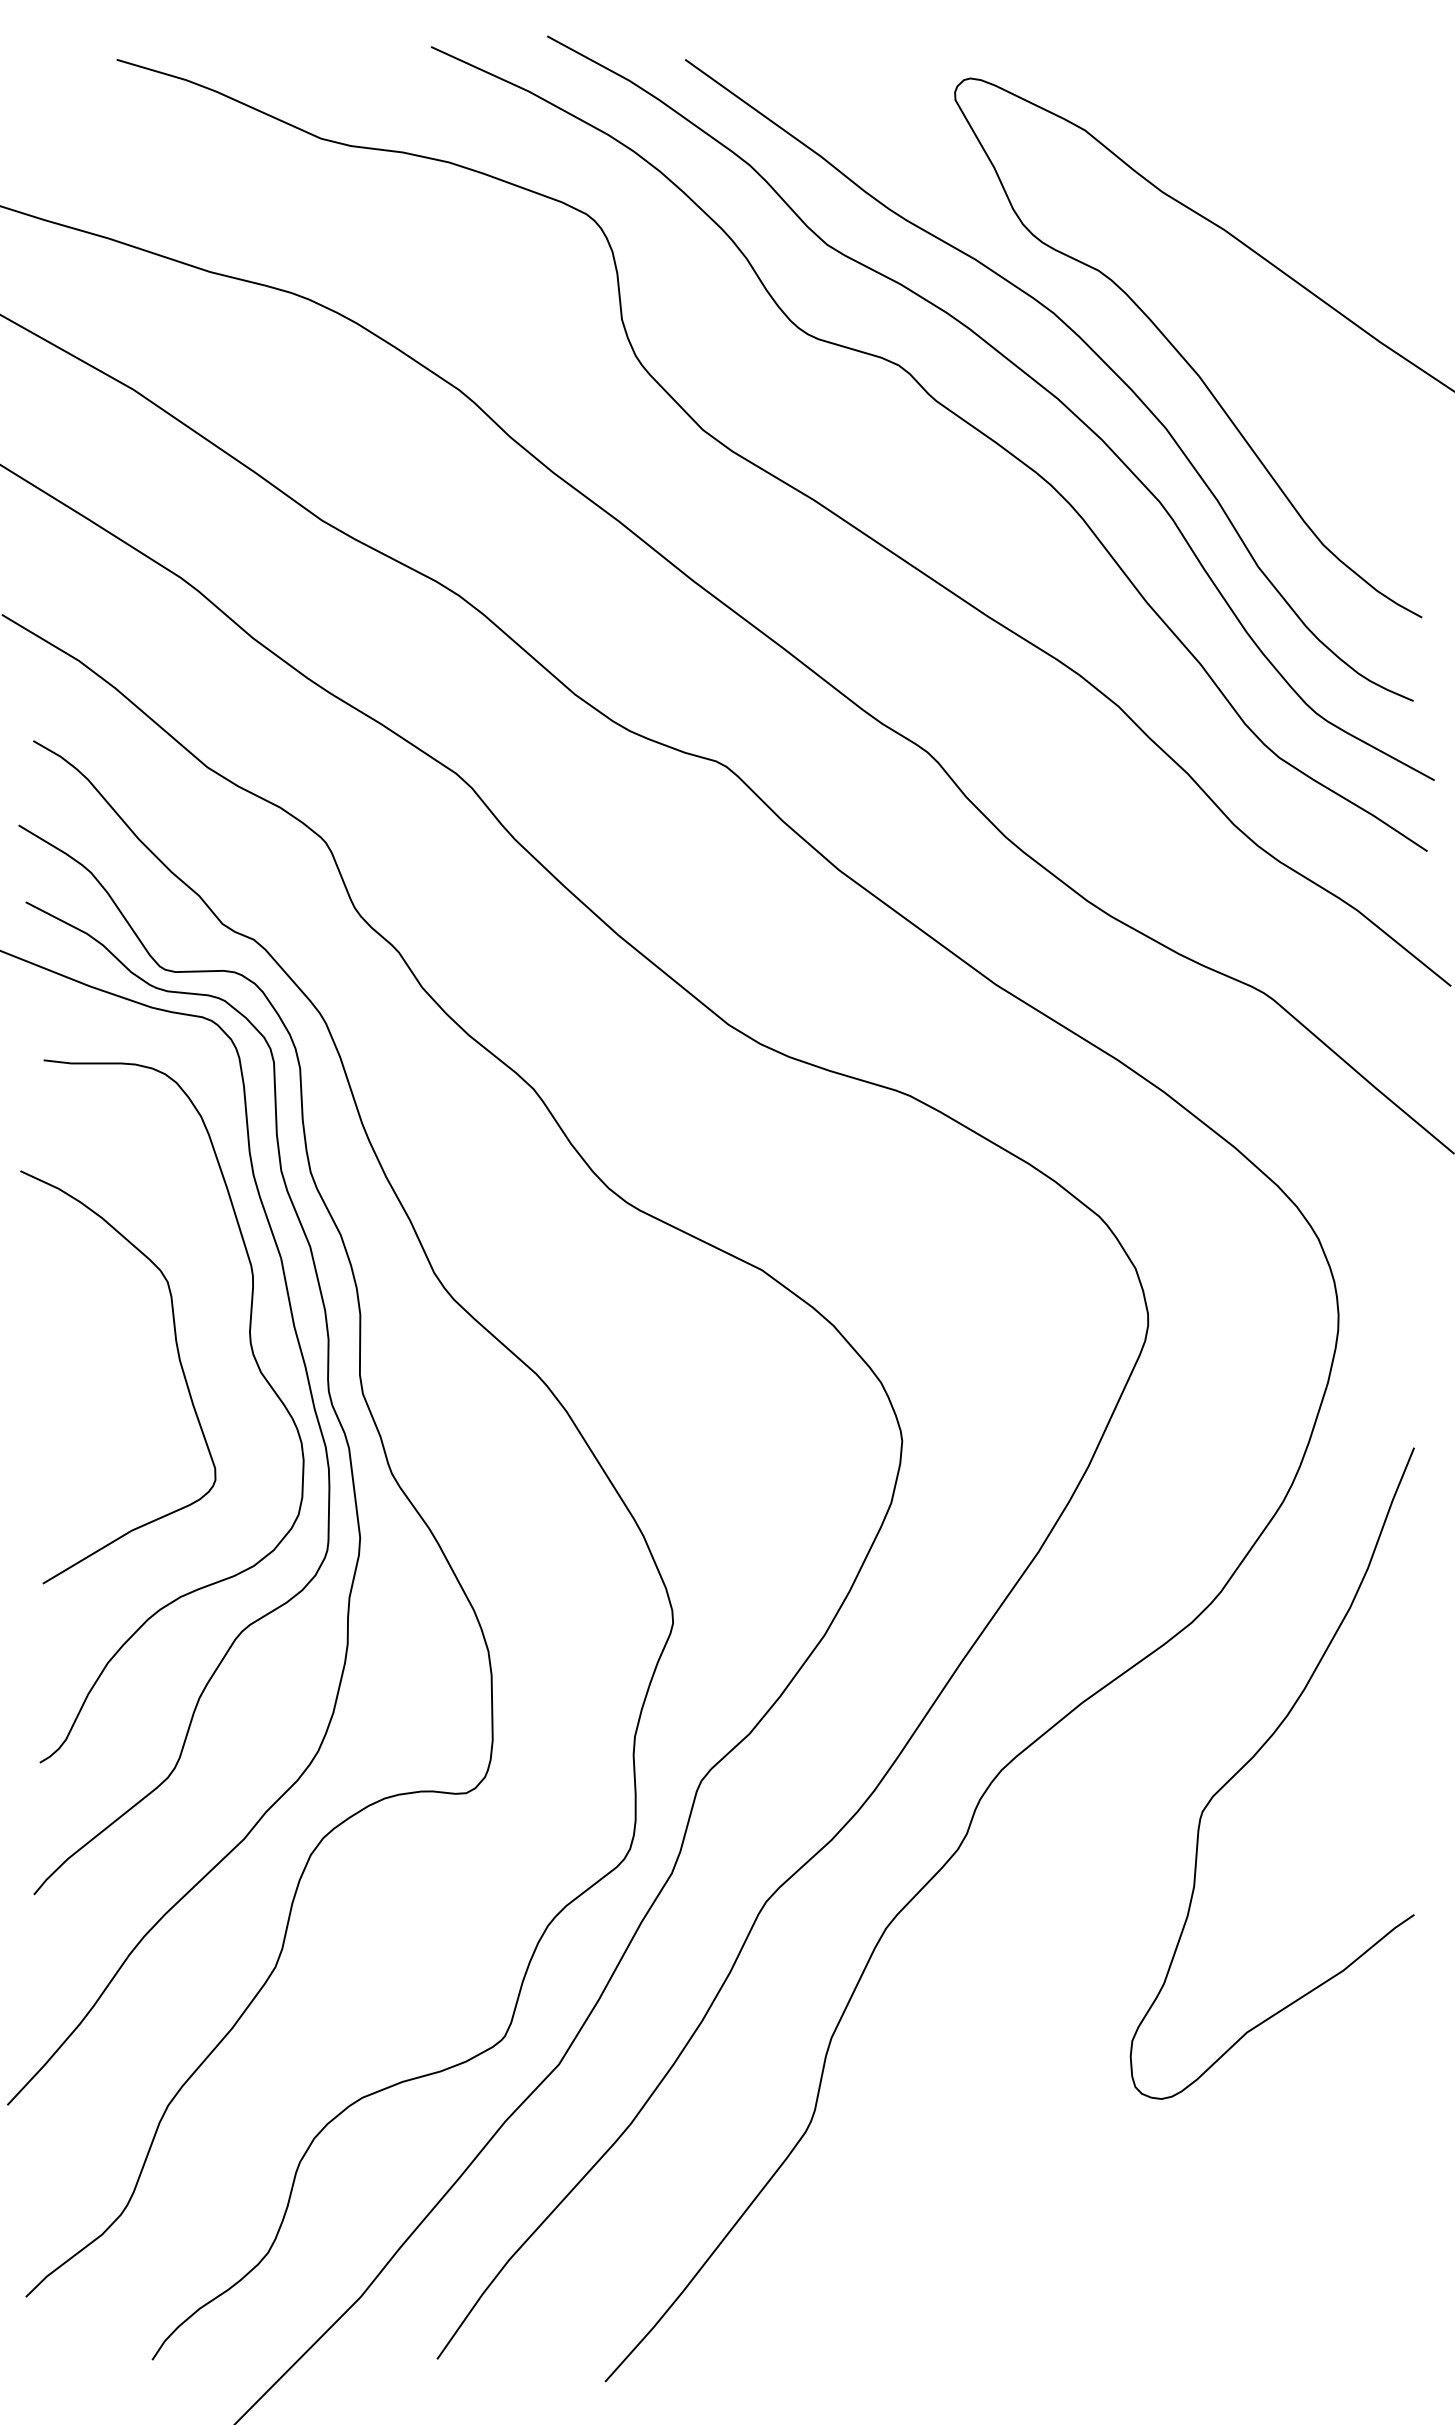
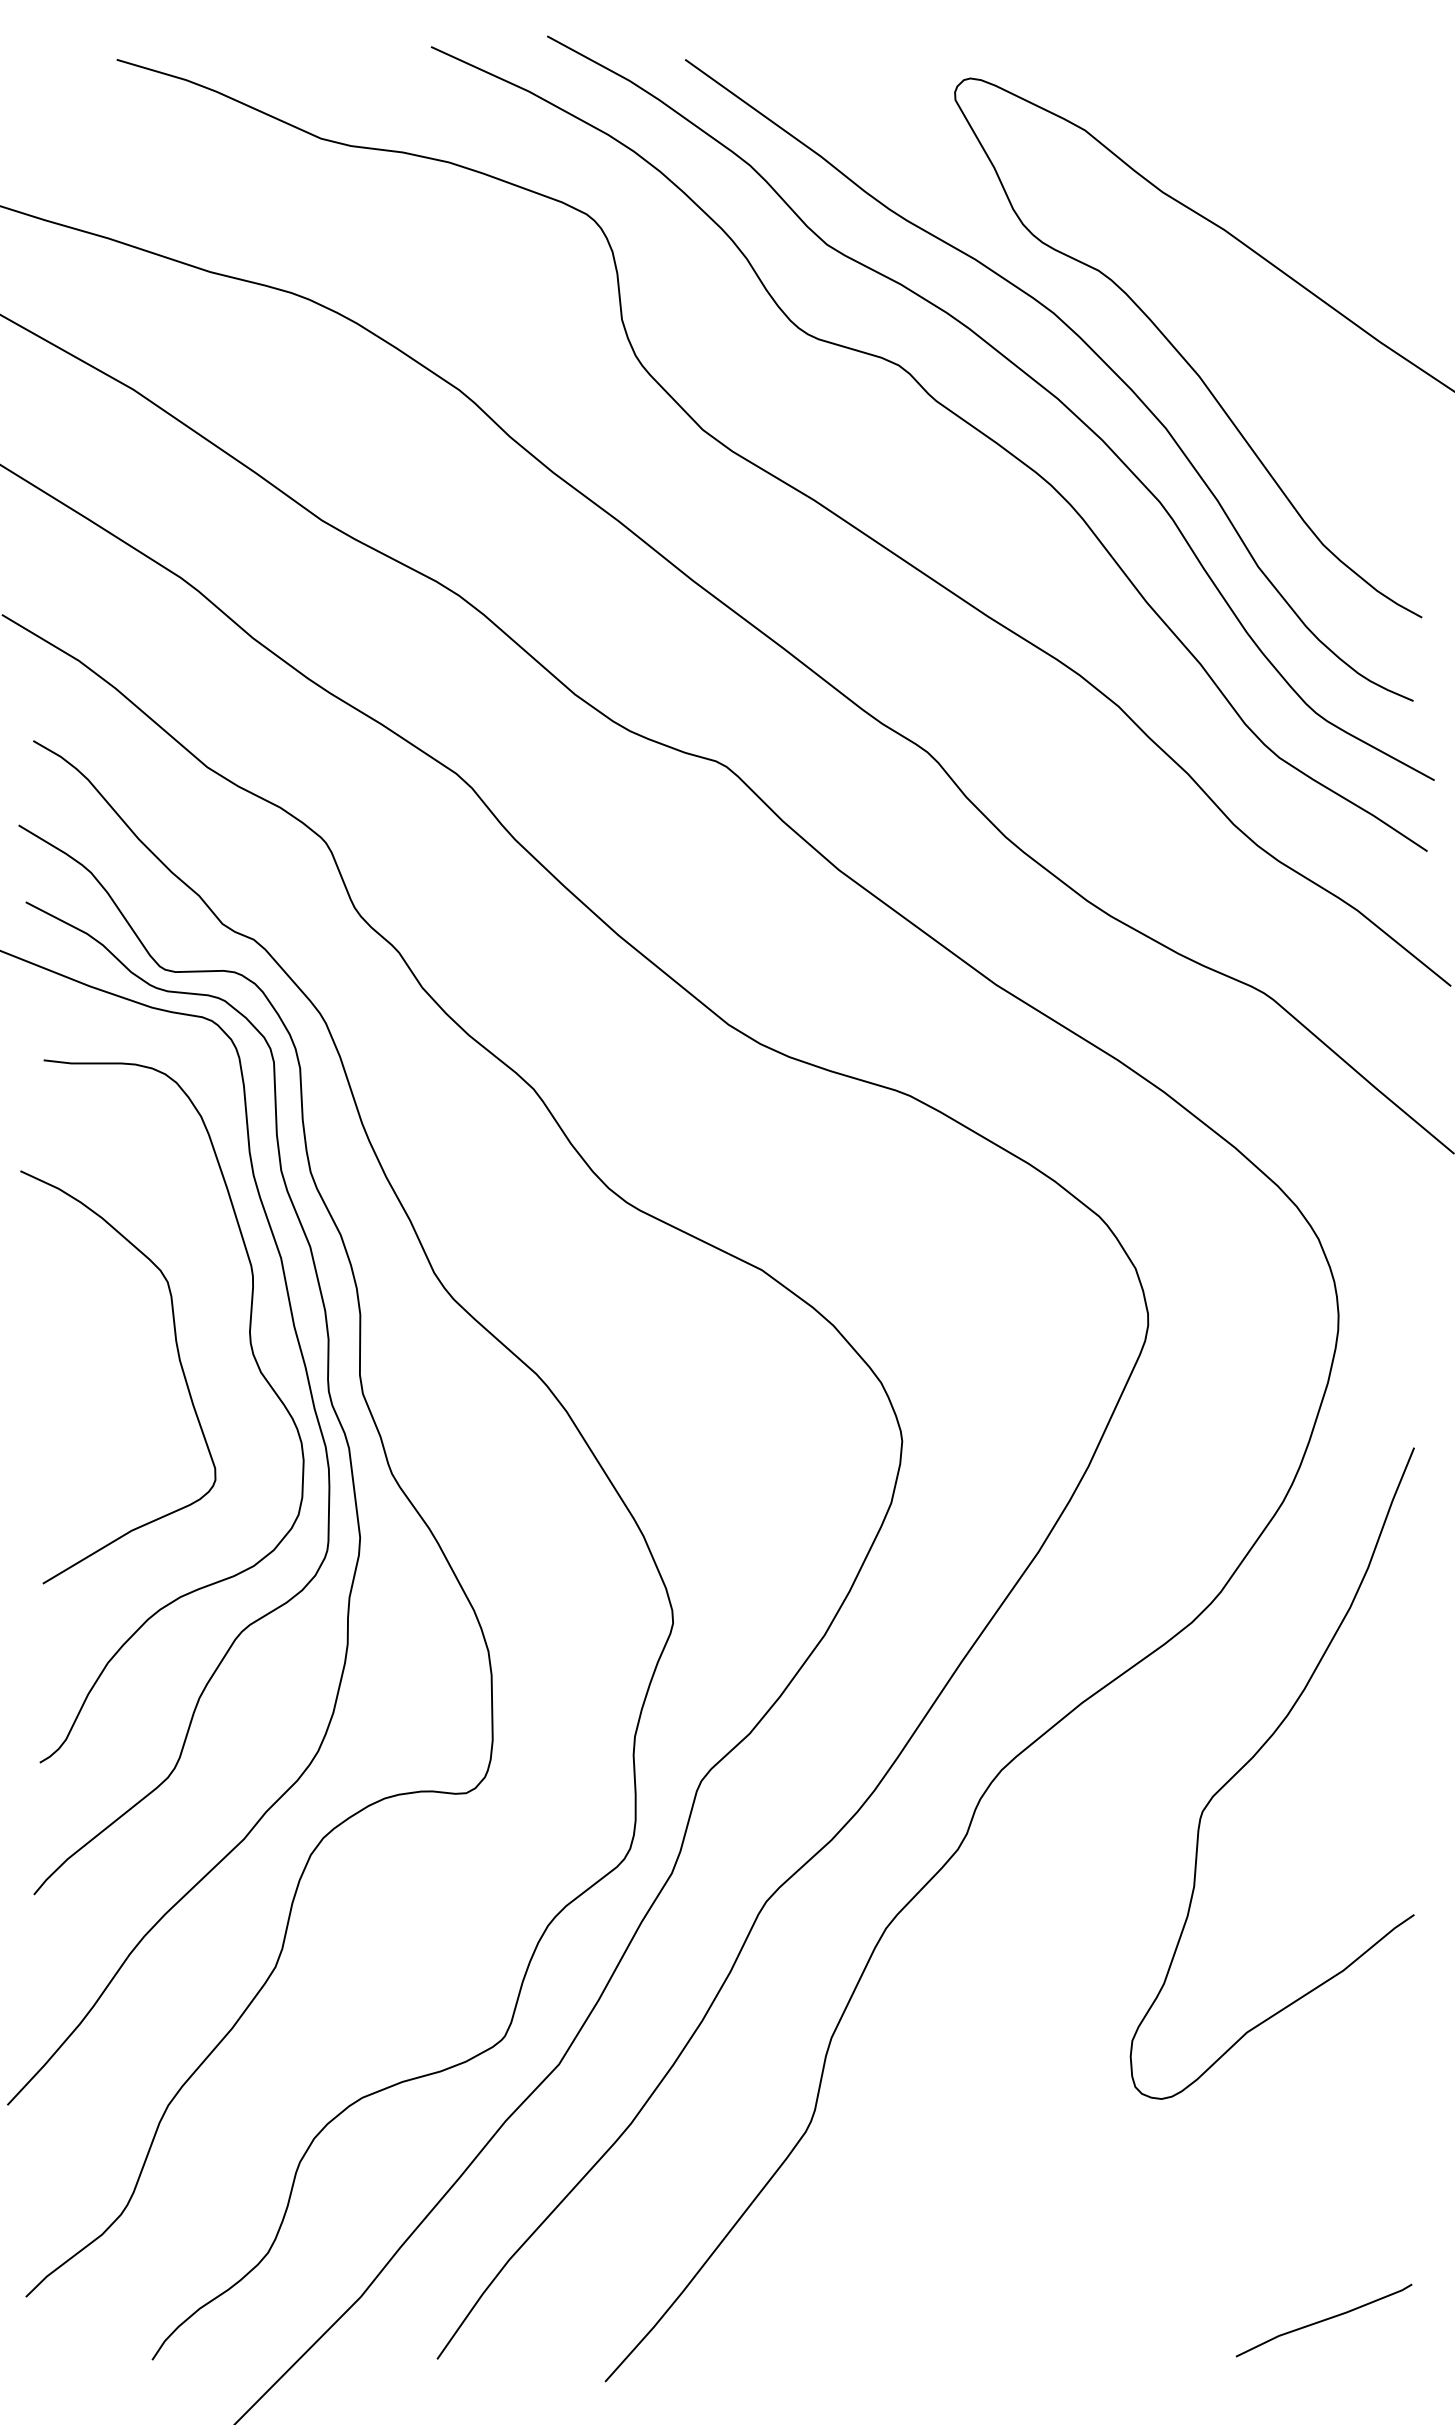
line: none -> present (1324, 2320)
